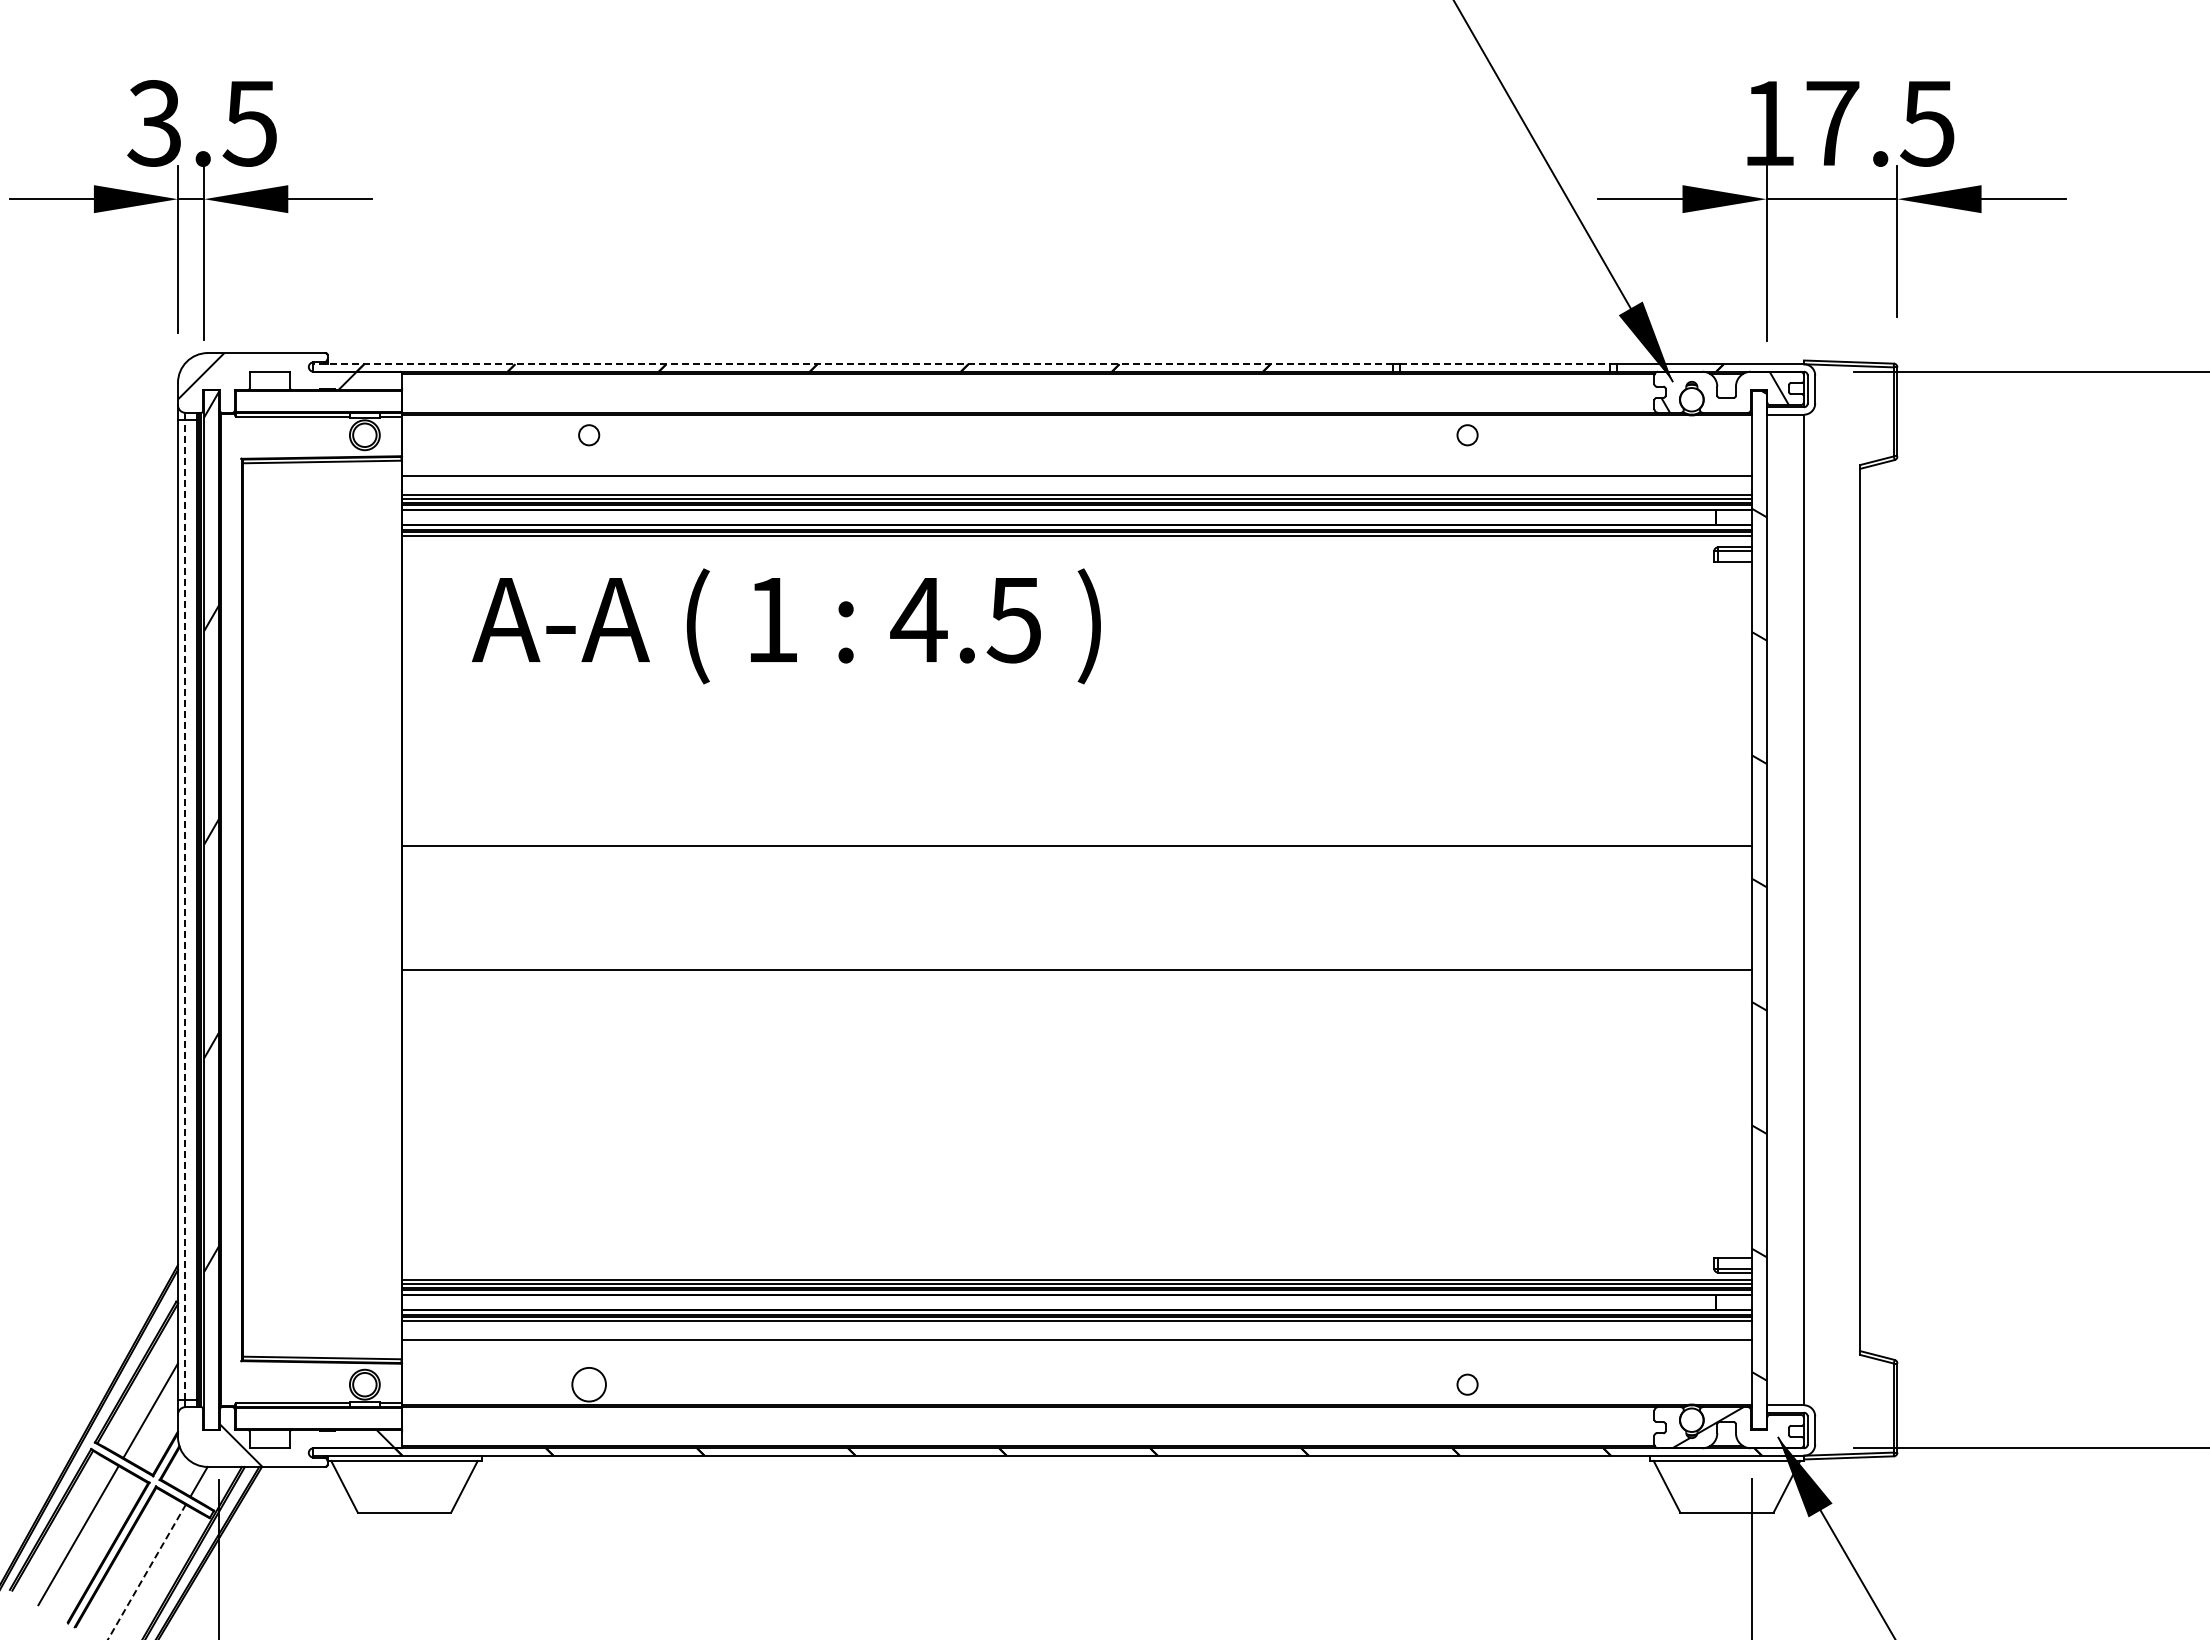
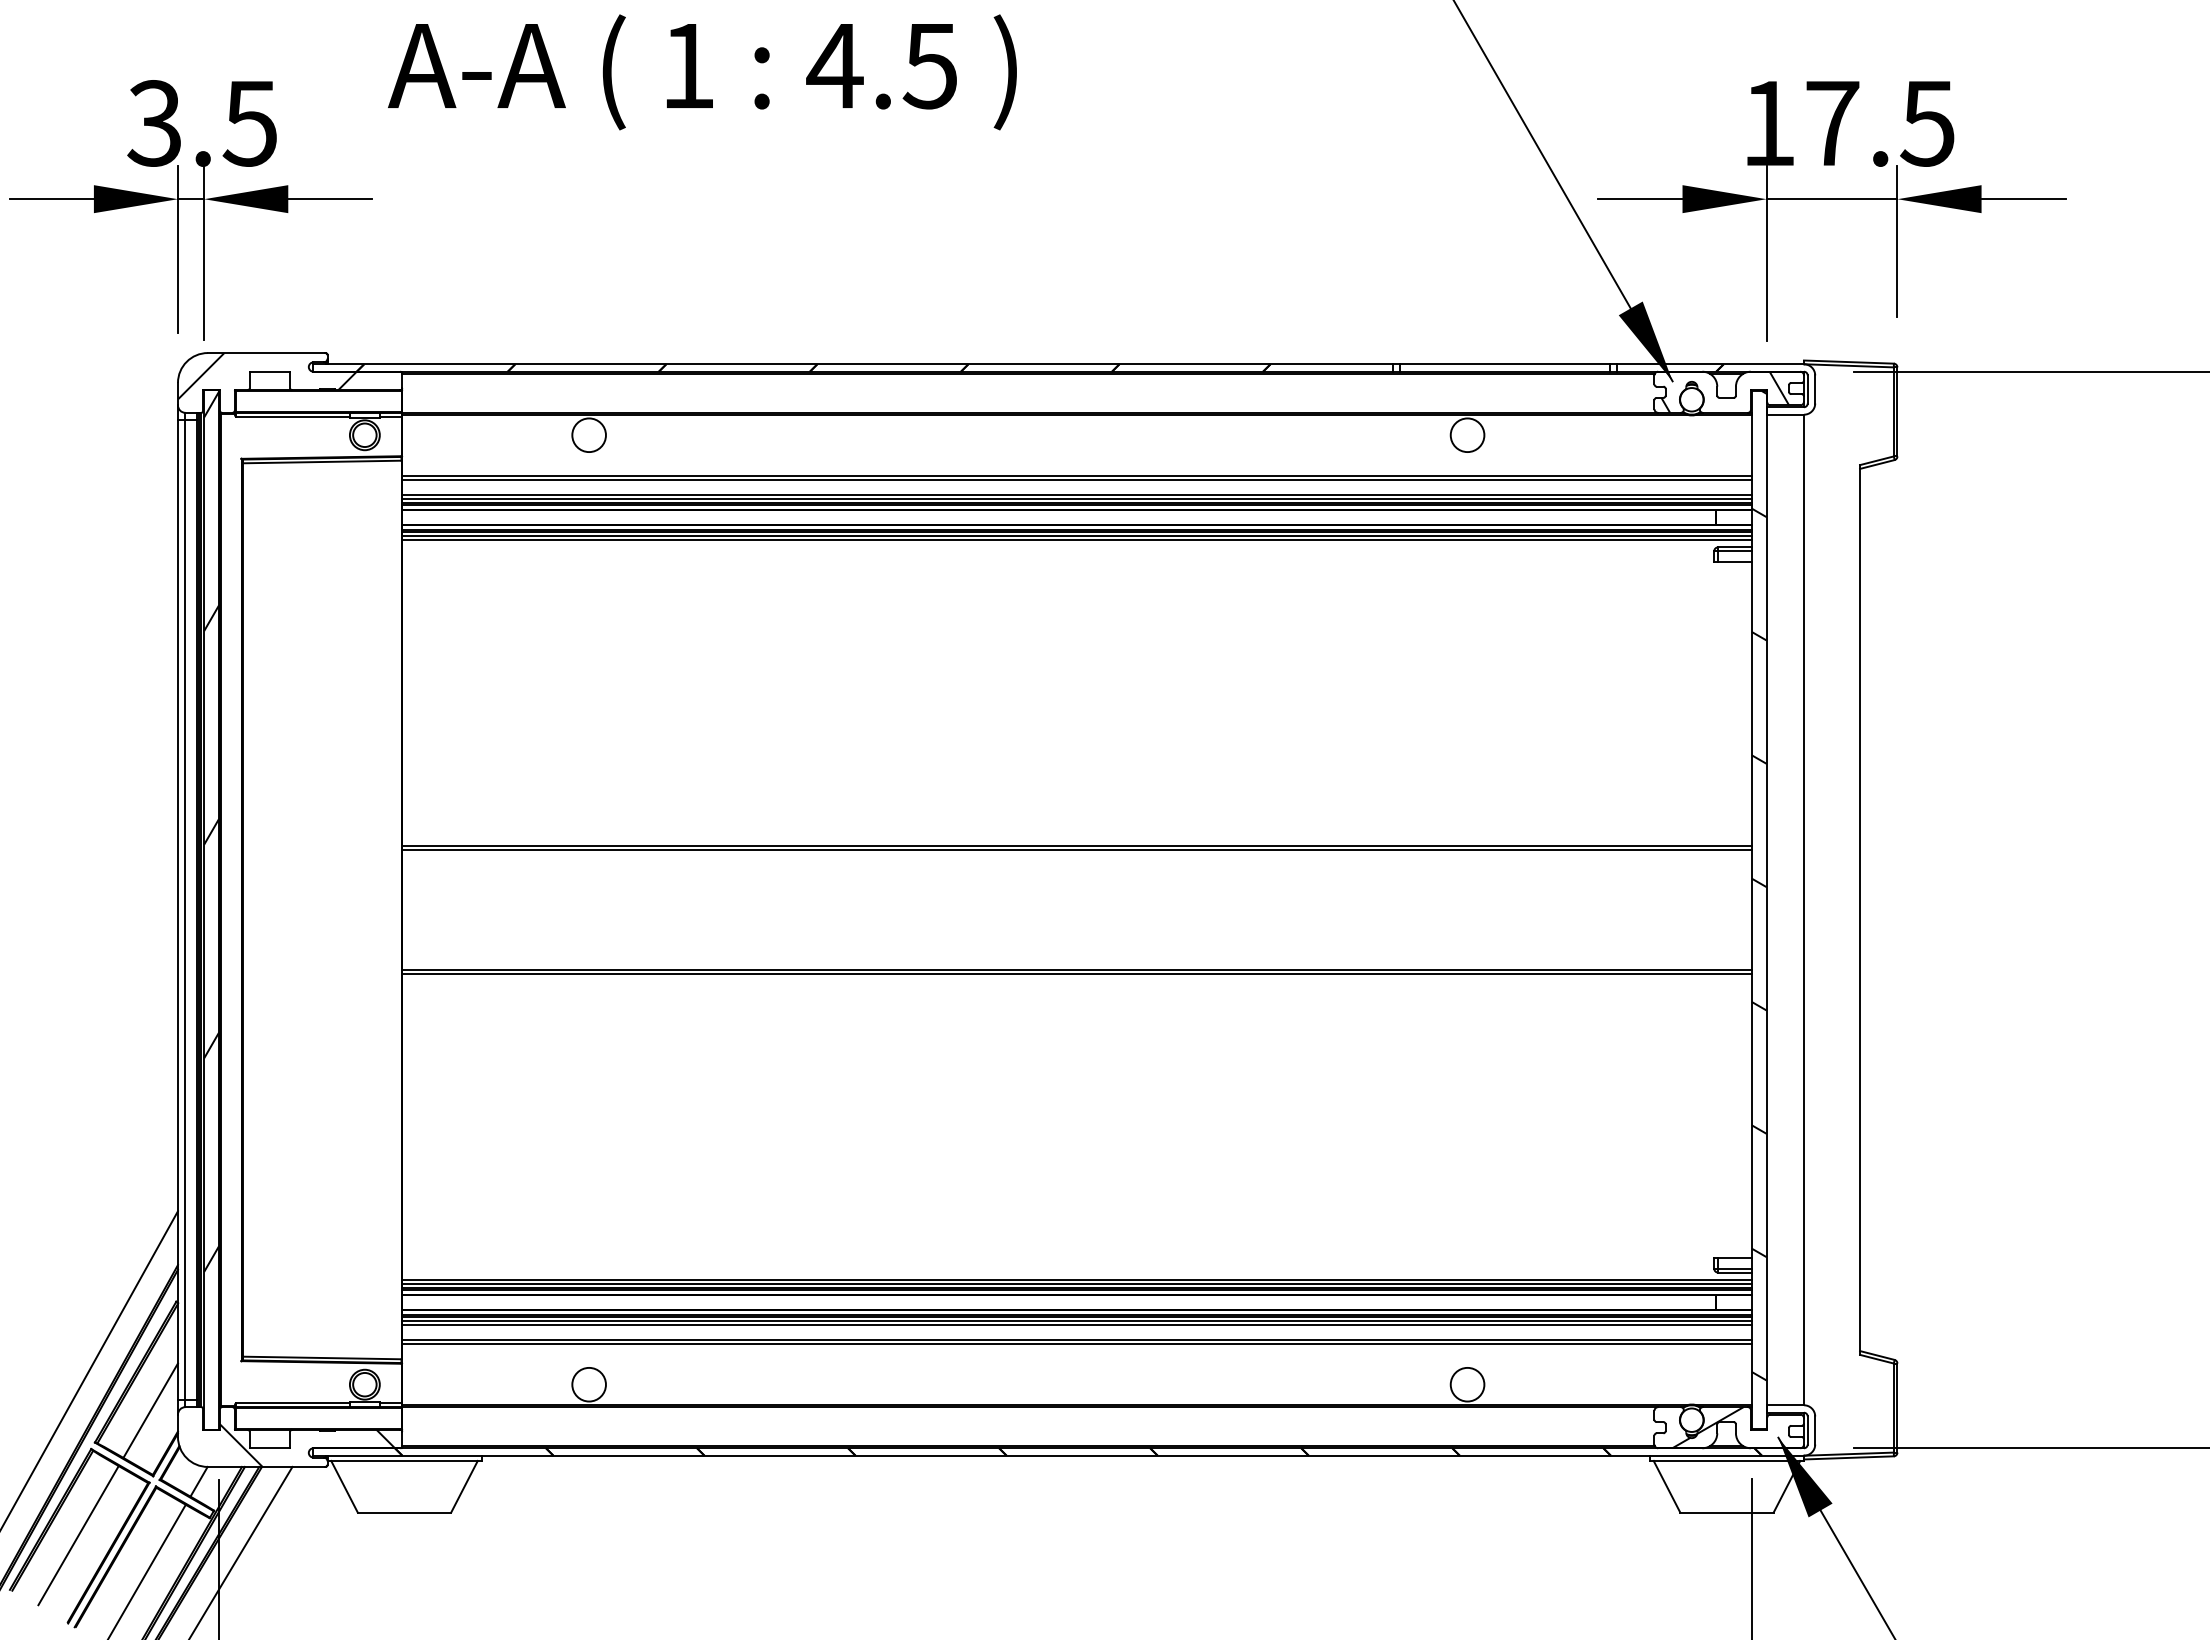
line: dashed -> solid (852, 364)
line: dashed -> solid (1504, 364)
circle diameter: 20 px -> 34 px (588, 435)
circle diameter: 20 px -> 34 px (1467, 435)
line: none -> present (1076, 480)
line: none -> present (1076, 539)
text position: (786, 626) -> (702, 72) (702, 72)
line: none -> present (1076, 850)
line: dashed -> solid (185, 910)
line: none -> present (1076, 973)
line: none -> present (1076, 1324)
line: none -> present (1076, 1343)
line: none -> present (89, 1369)
circle diameter: 20 px -> 34 px (1467, 1384)
line: none -> present (241, 1551)
line: dashed -> solid (146, 1572)
